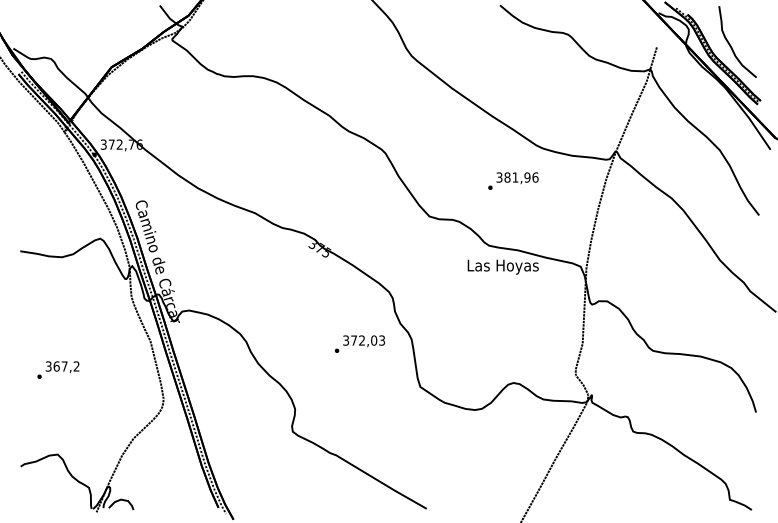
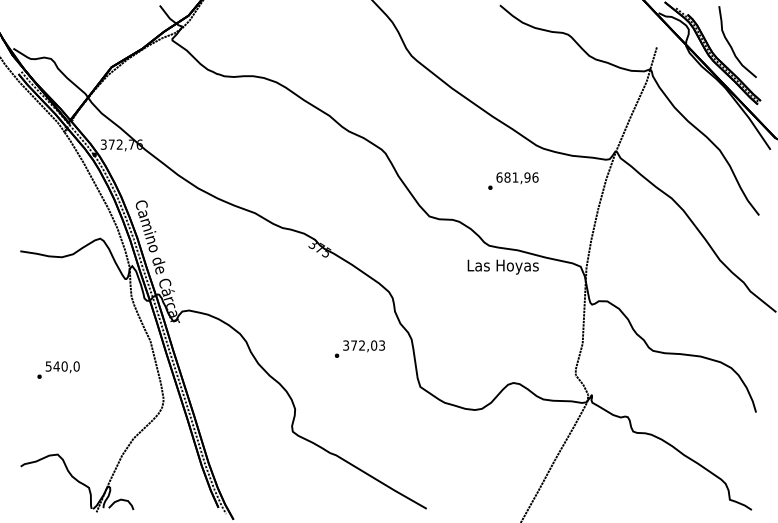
text: 381,96 -> 681,96 (499, 177)
text position: (359, 343) -> (359, 348) (359, 348)
text: 367,2 -> 540,0 (62, 366)
